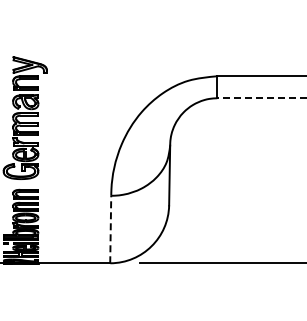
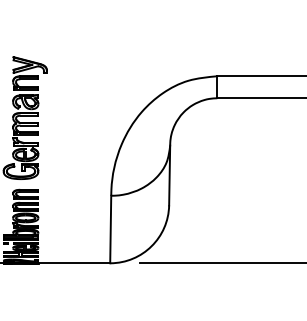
line: dashed -> solid (261, 98)
line: dashed -> solid (110, 229)
